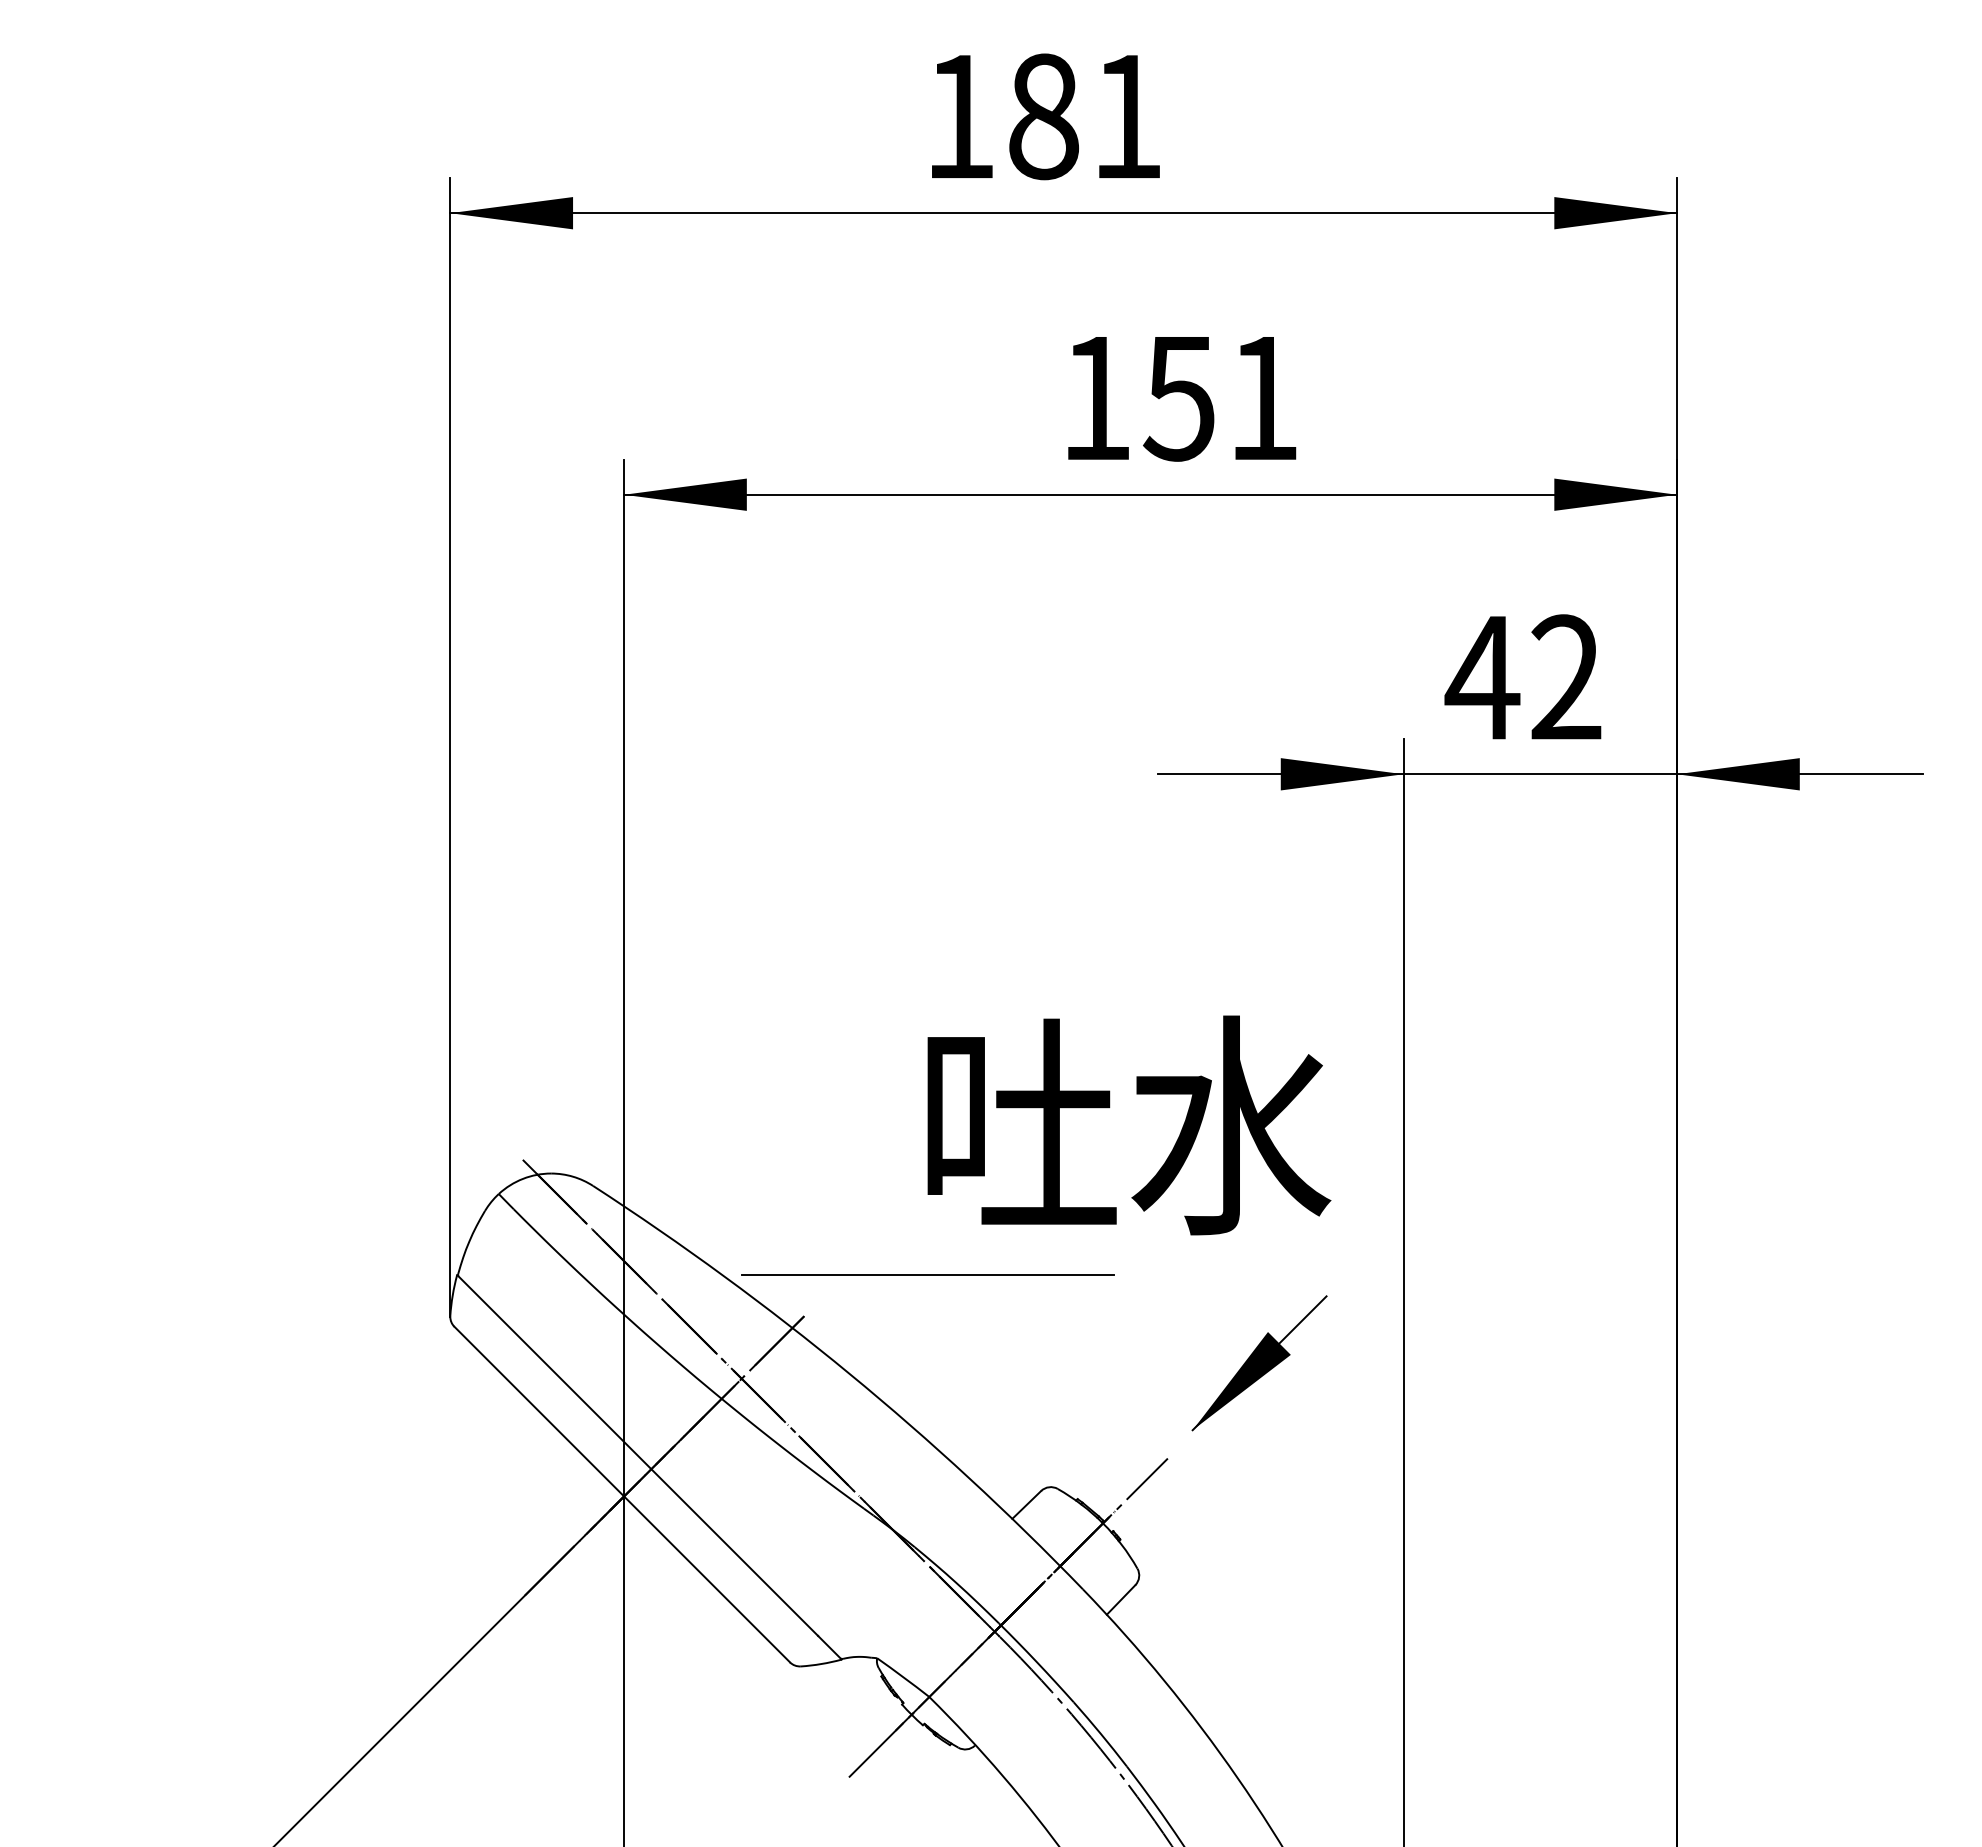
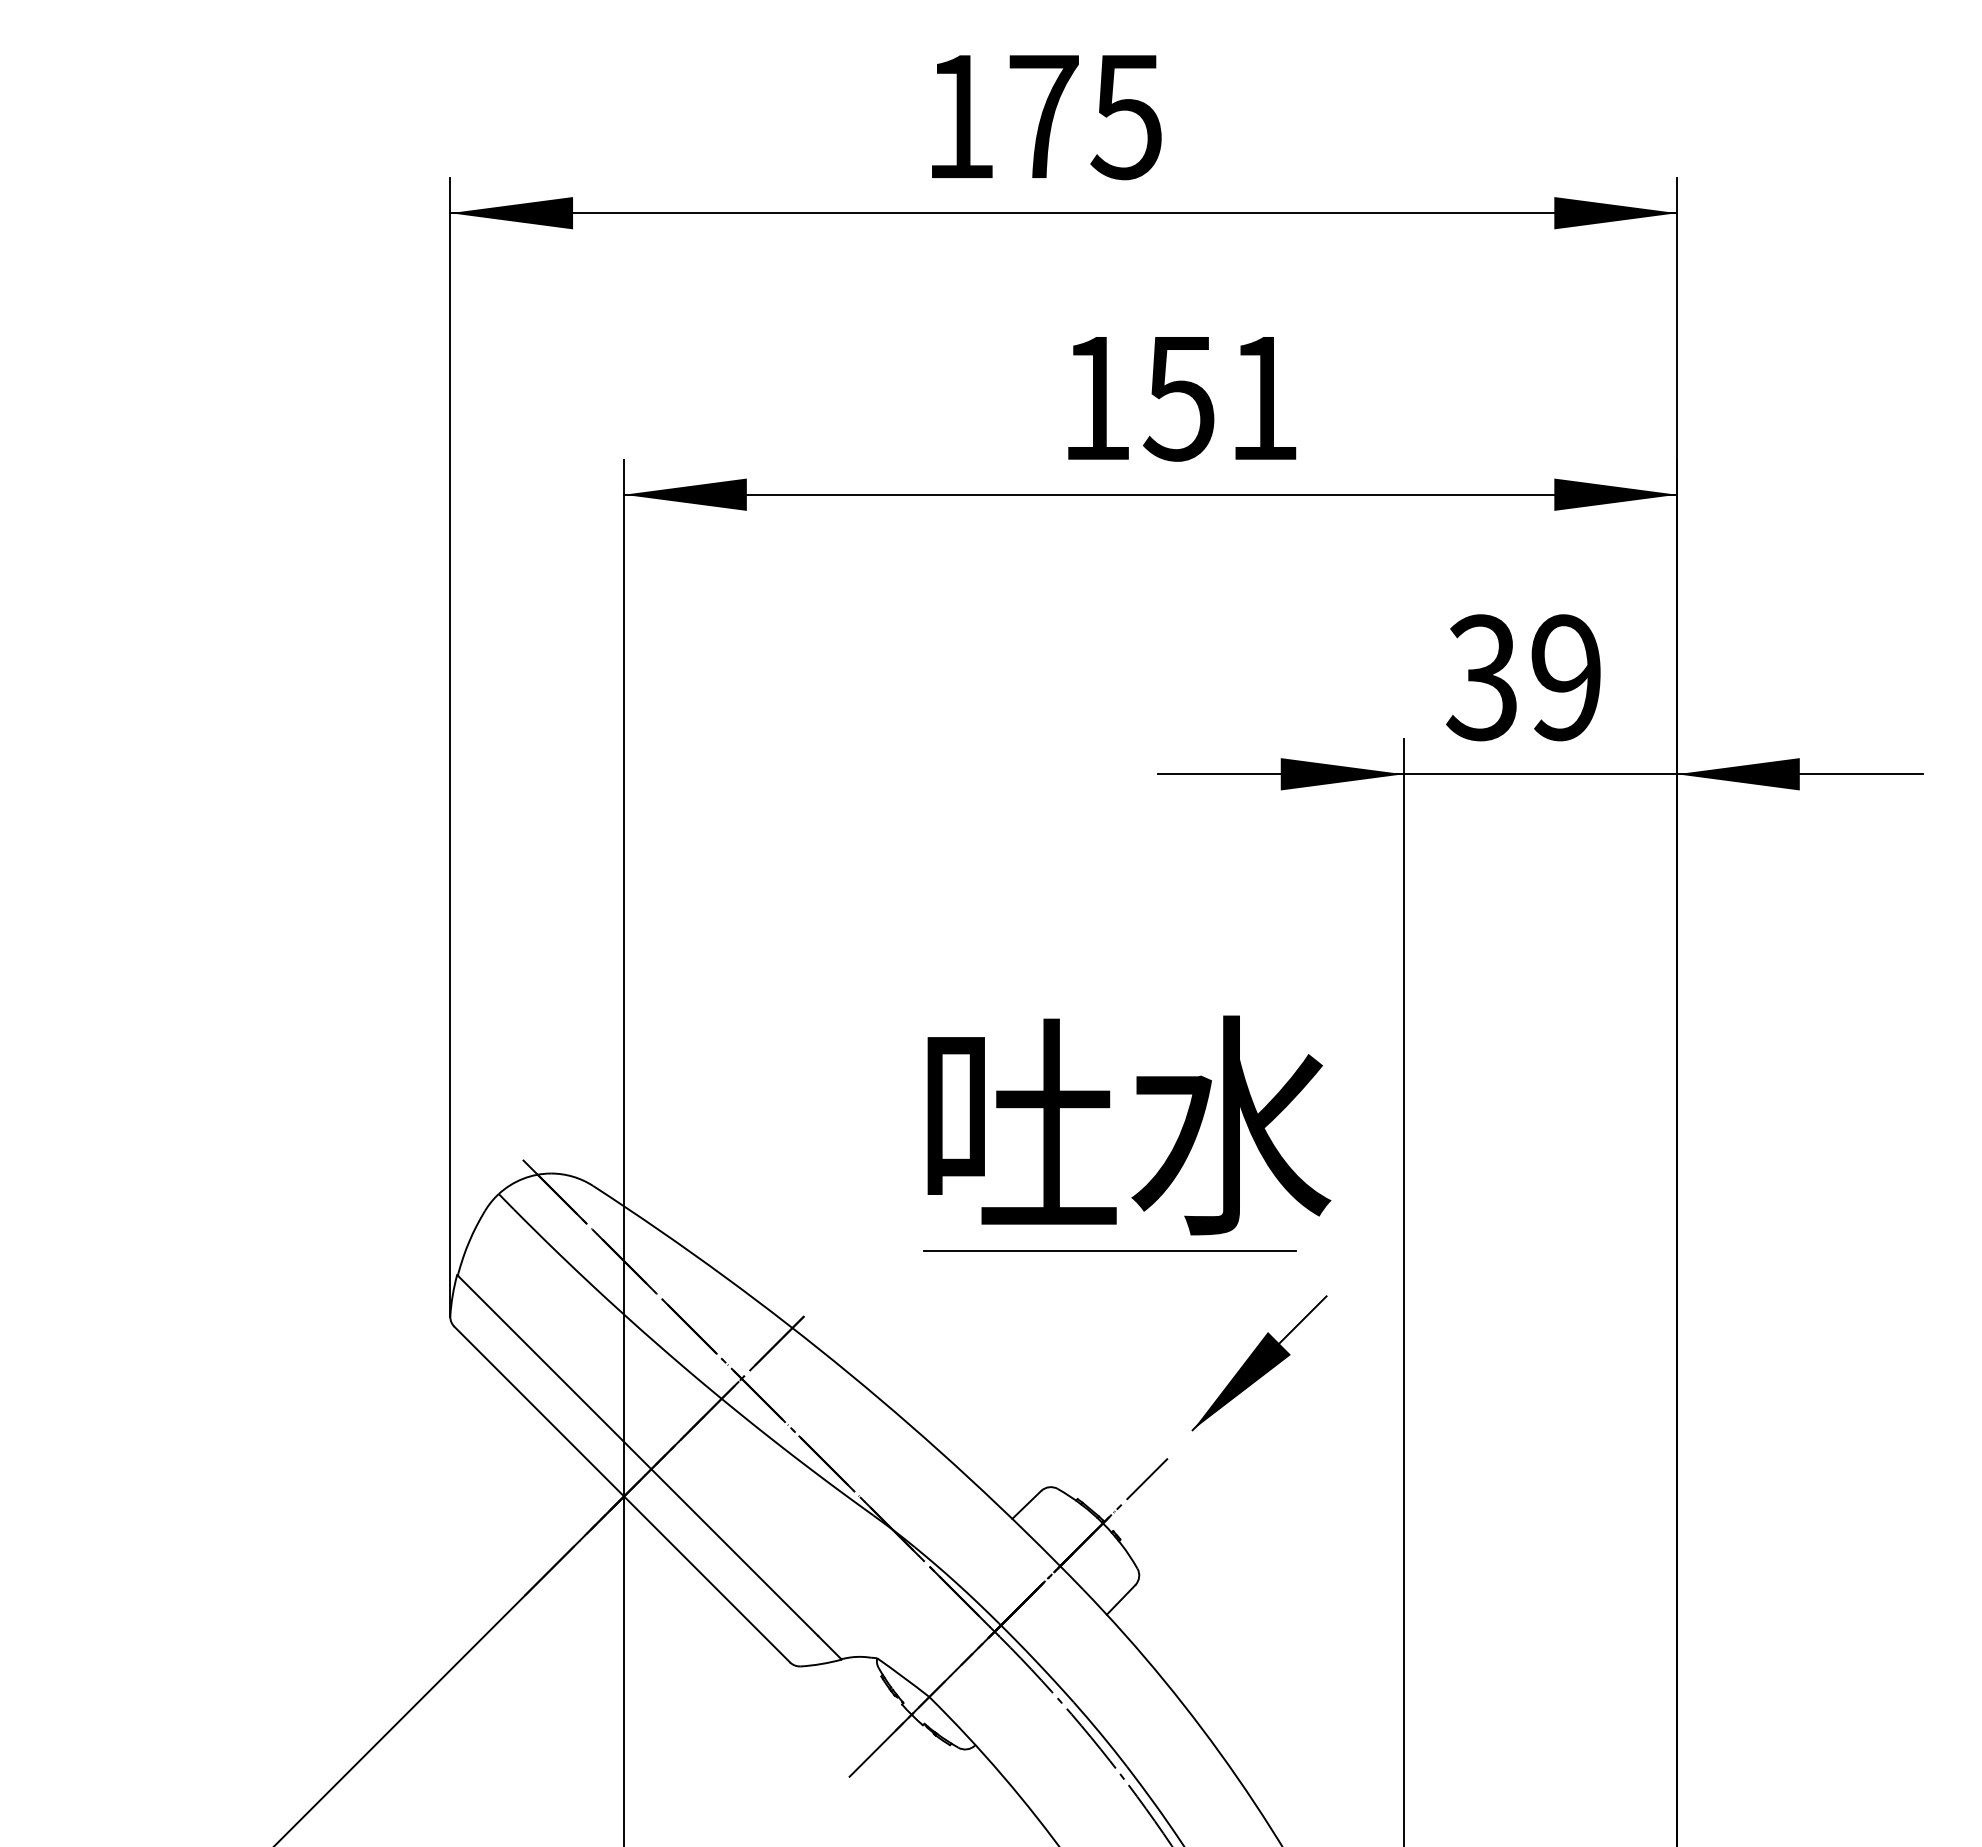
text: 181 -> 175 (1085, 116)
text: 42 -> 39 (1522, 677)
line position: (927, 1274) -> (1109, 1250) (1109, 1250)
